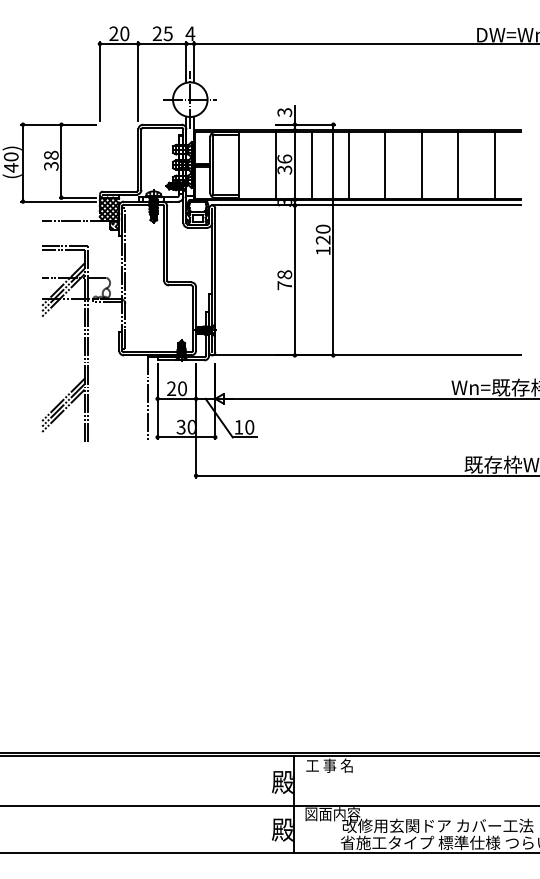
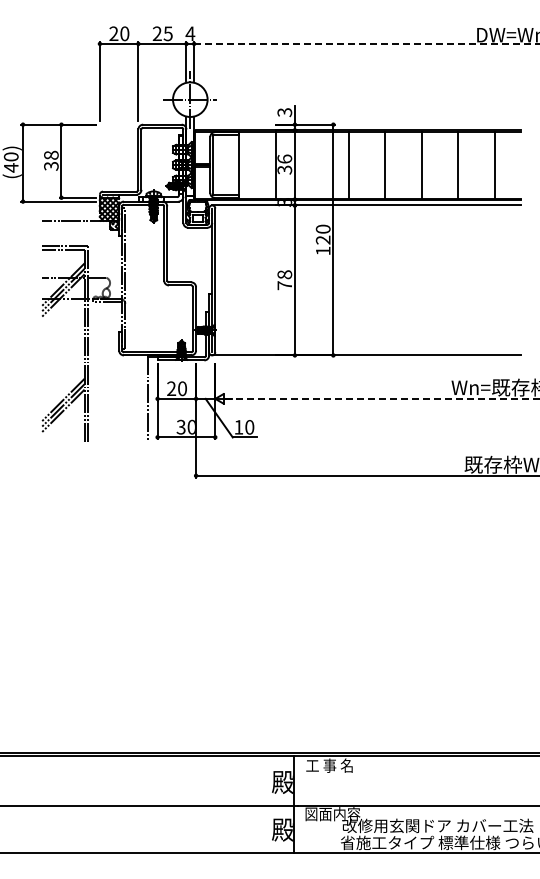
line: solid -> dashed (367, 43)
line: present -> none (312, 164)
line: solid -> dashed (382, 398)
